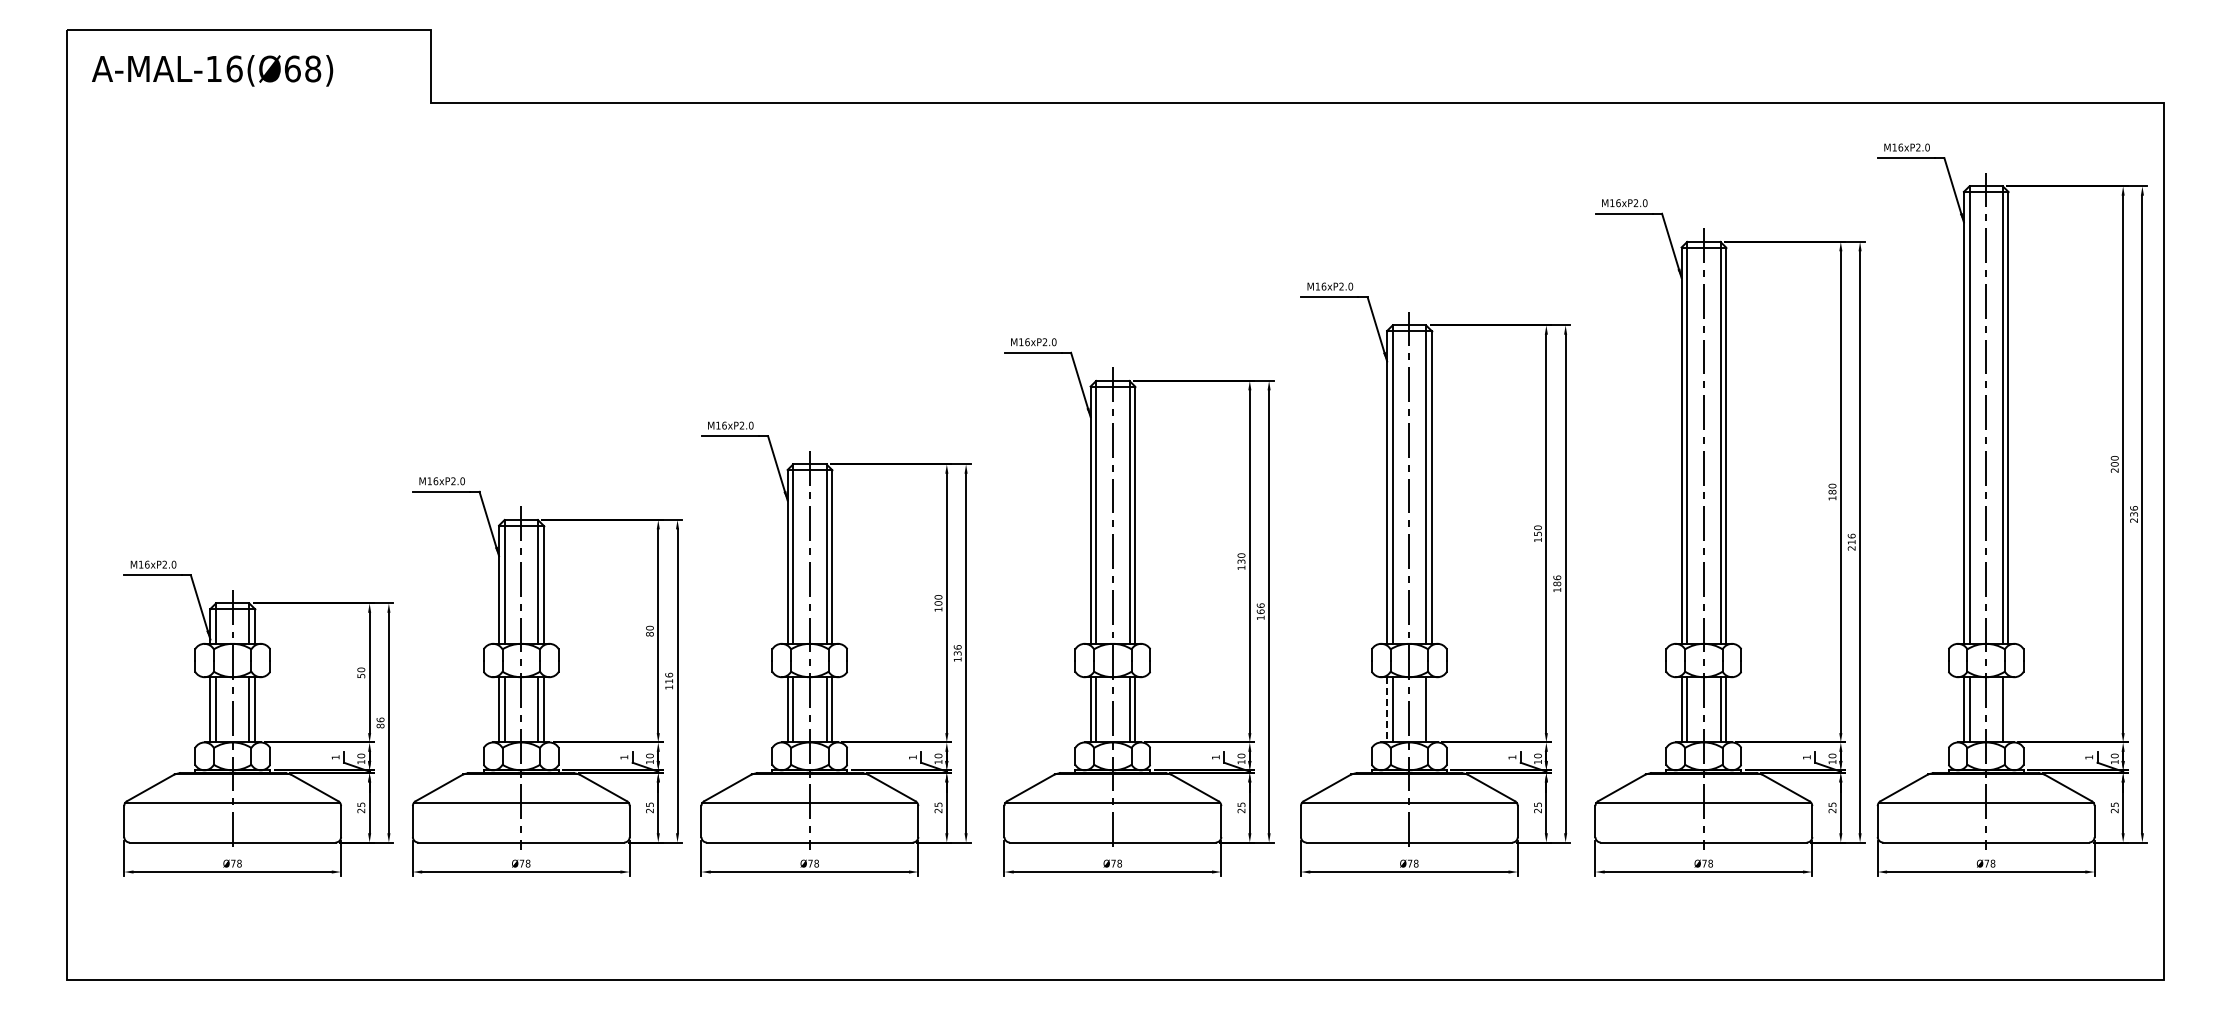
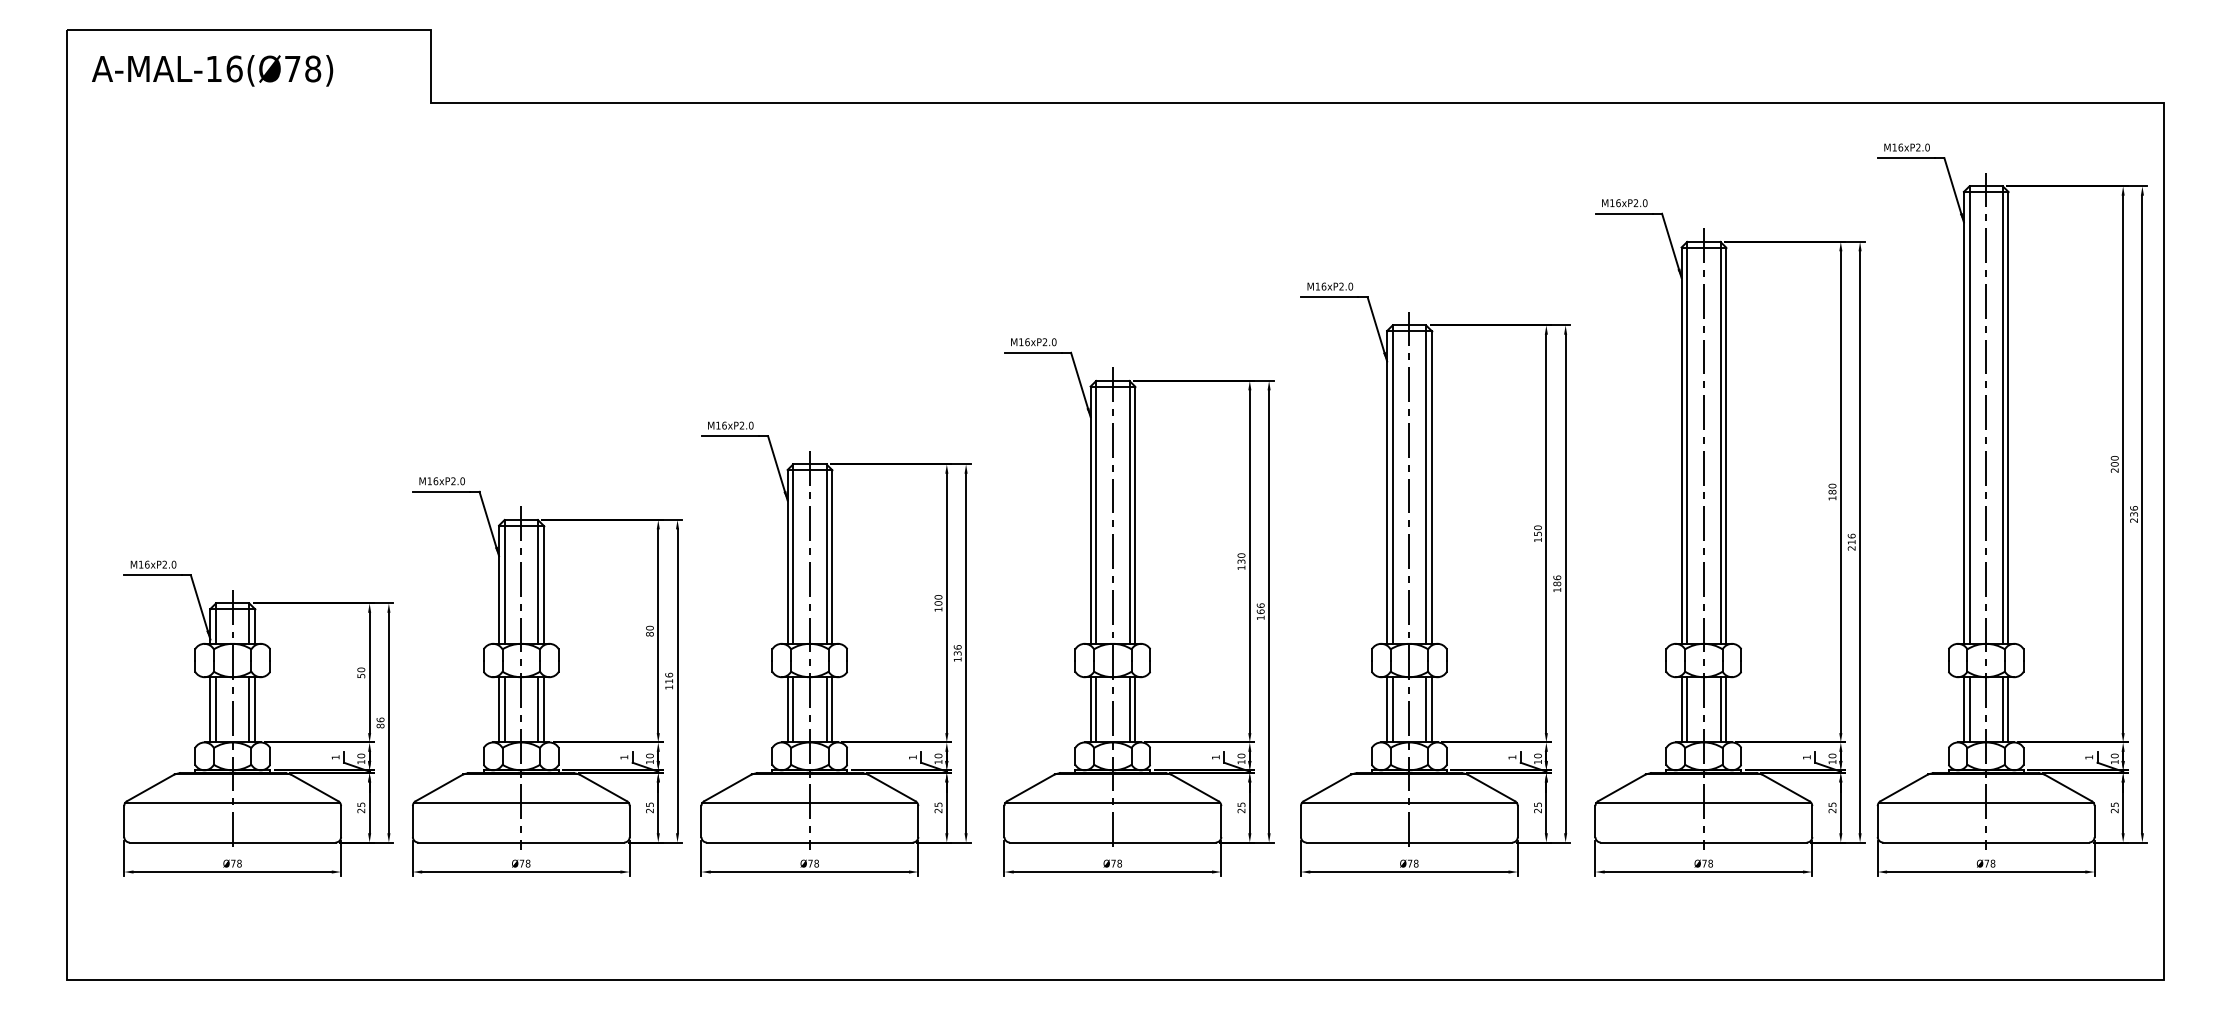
text: A-MAL-16(Ø68) -> A-MAL-16(Ø78) (292, 68)
line: dashed -> solid (1387, 709)
line: none -> present (1431, 709)
line: none -> present (2008, 709)
